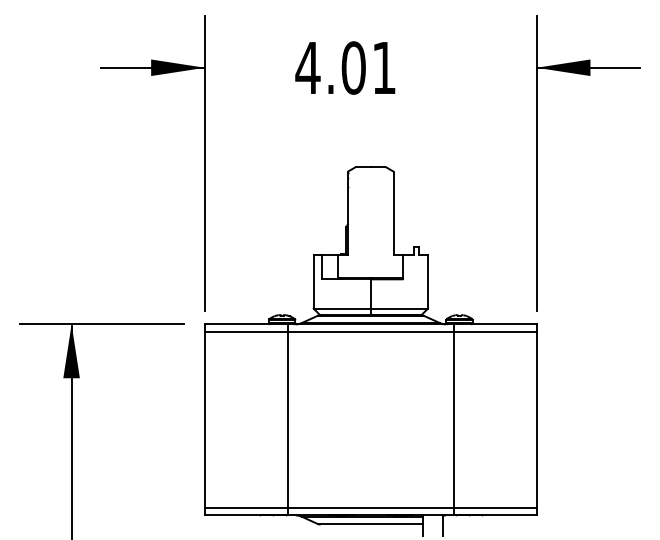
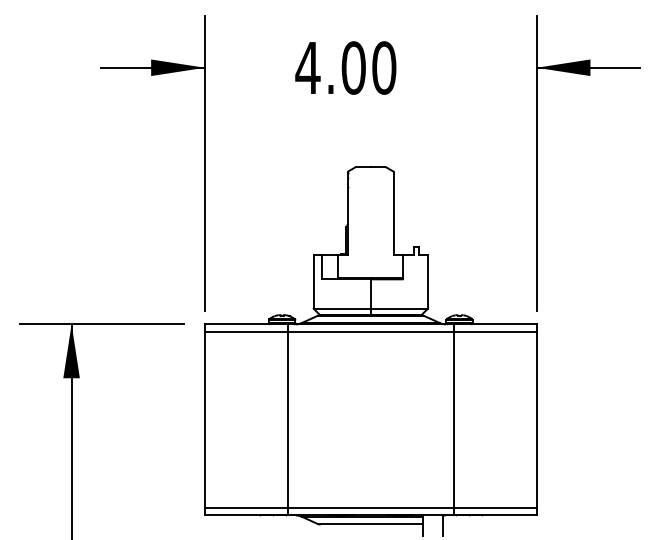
text: 4.01 -> 4.00 (384, 67)
